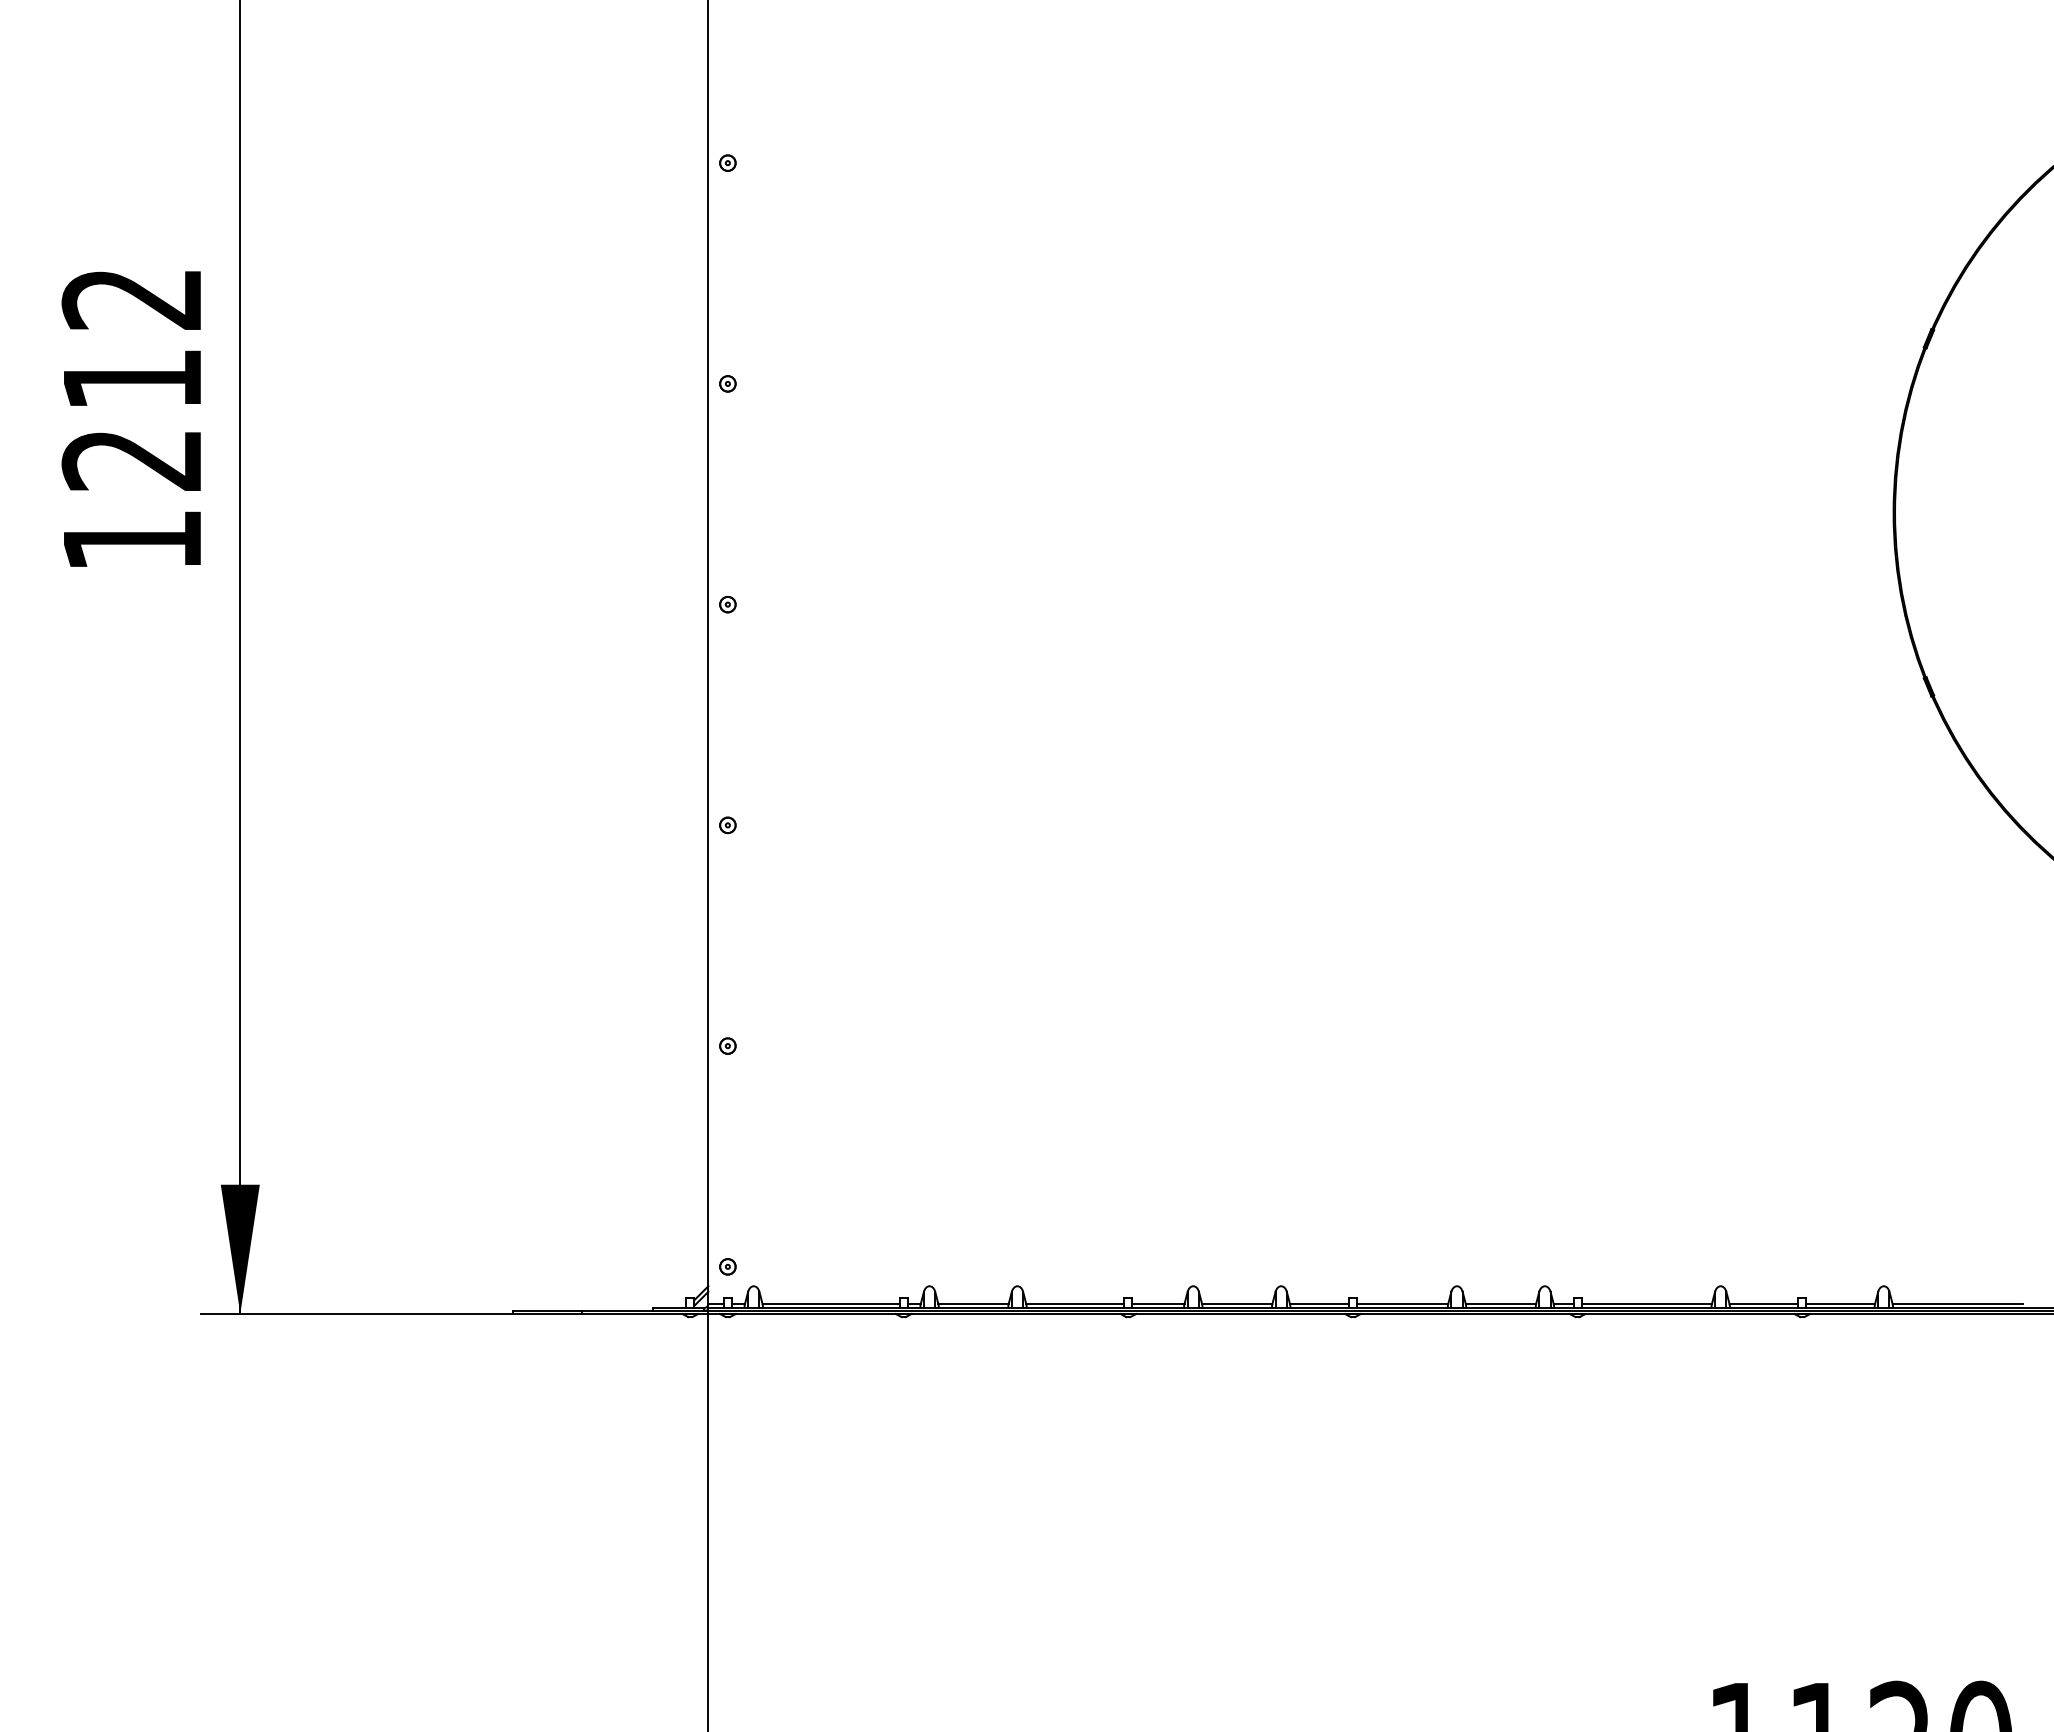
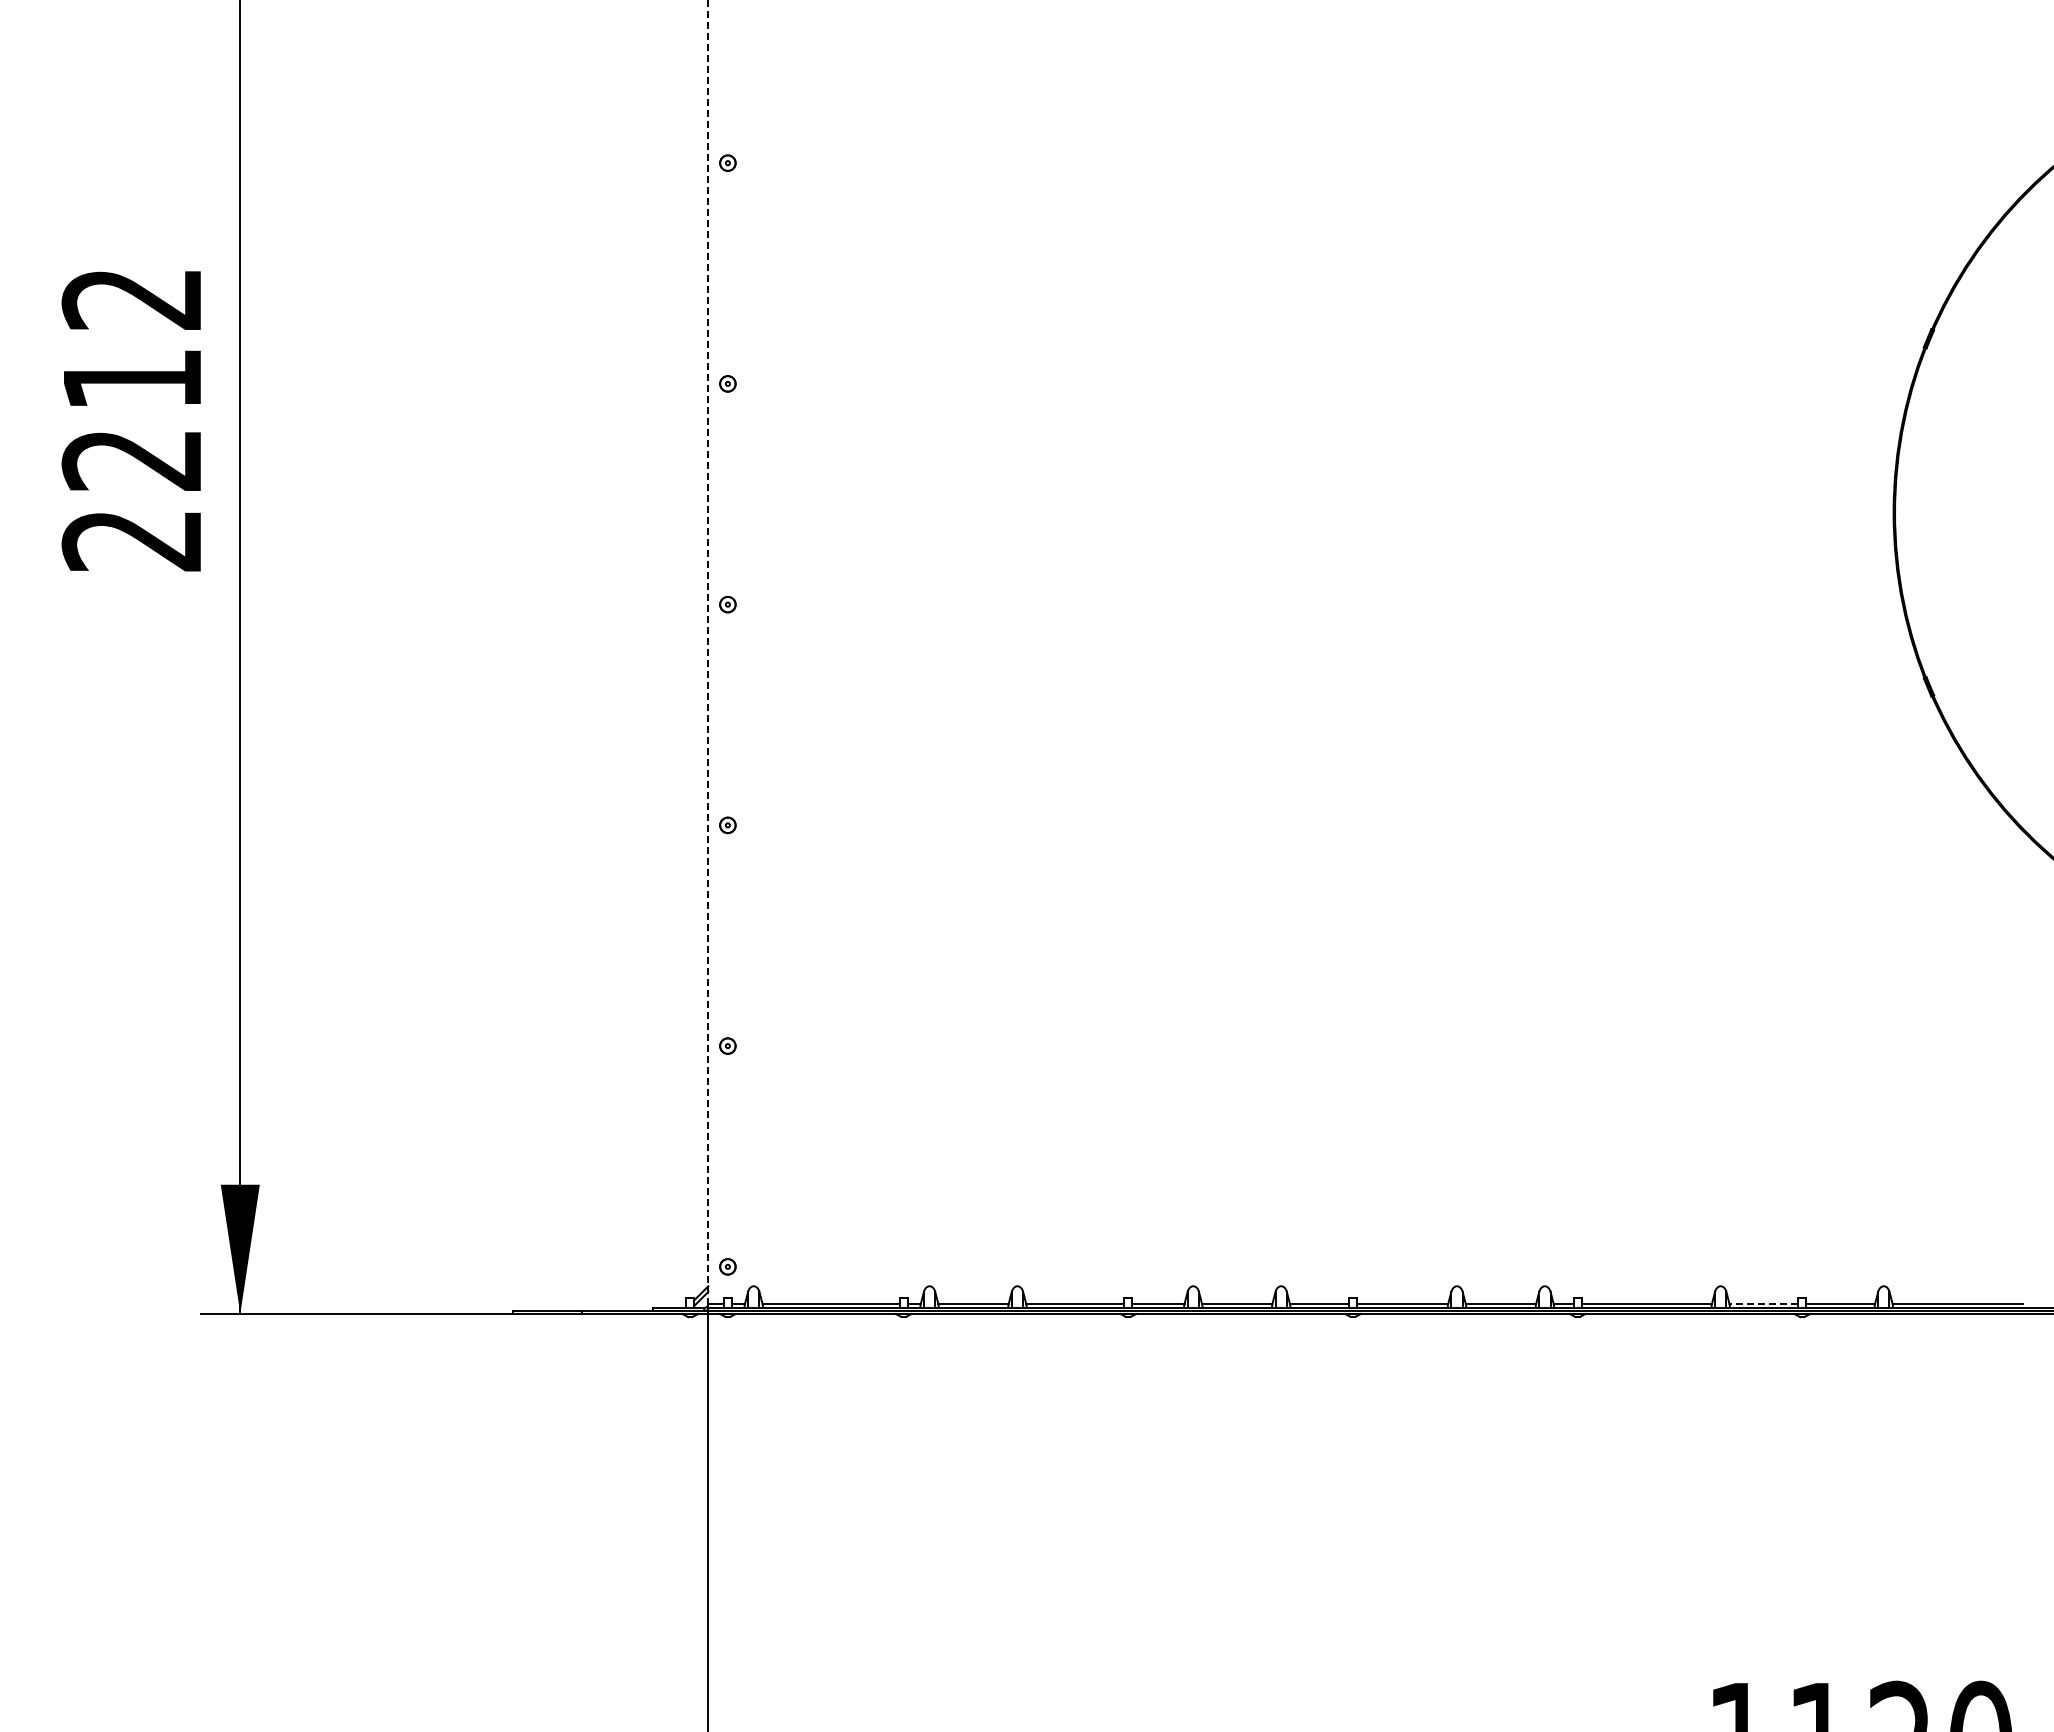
text: 1212 -> 2212 (130, 541)
line: solid -> dashed (708, 652)
line: solid -> dashed (1763, 1303)
